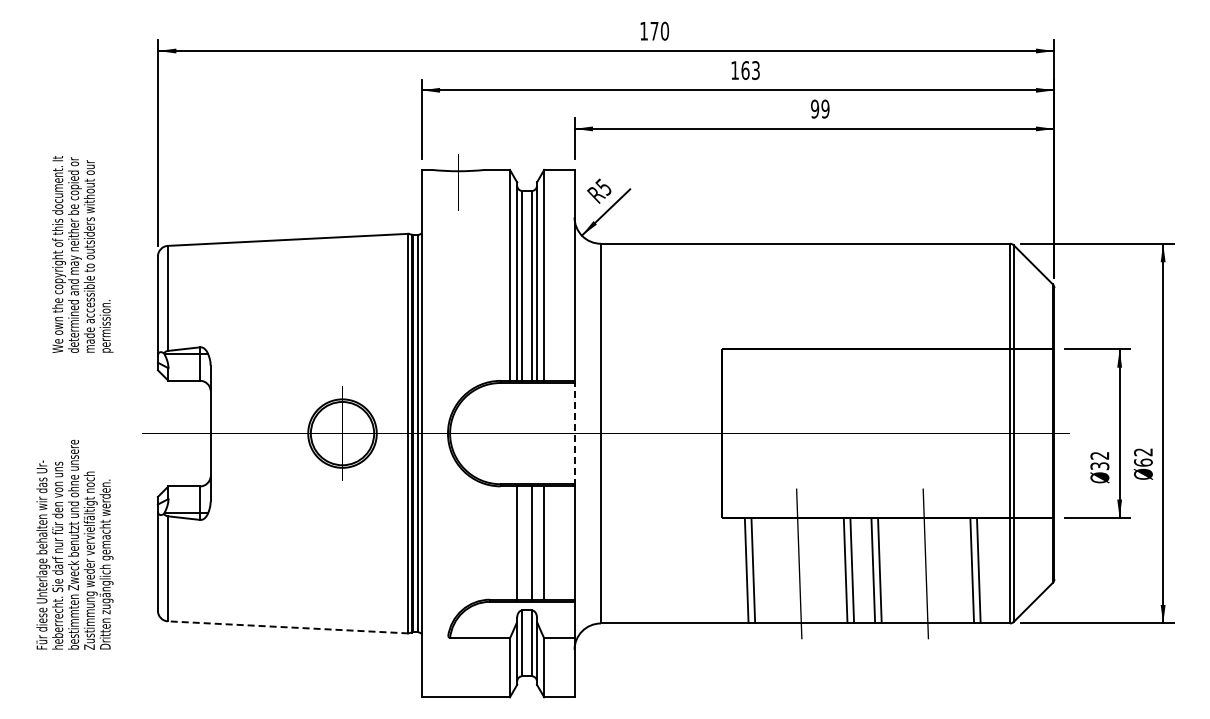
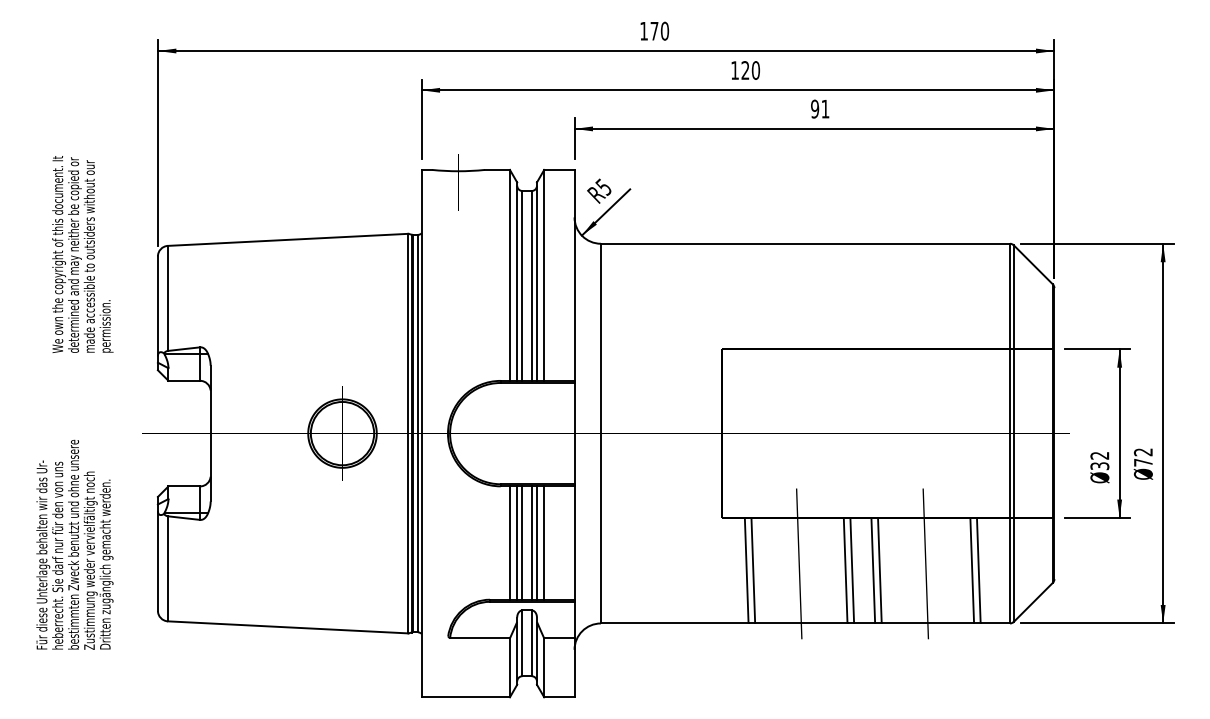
text: 163 -> 120 (750, 70)
text: 99 -> 91 (825, 108)
line: dashed -> solid (574, 433)
text: 62 -> 72 (1142, 462)
line: none -> present (509, 542)
line: none -> present (522, 542)
line: none -> present (536, 542)
line: dashed -> solid (287, 627)
